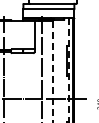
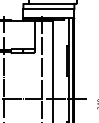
line: dashed -> solid (68, 70)
line: dashed -> solid (52, 71)
